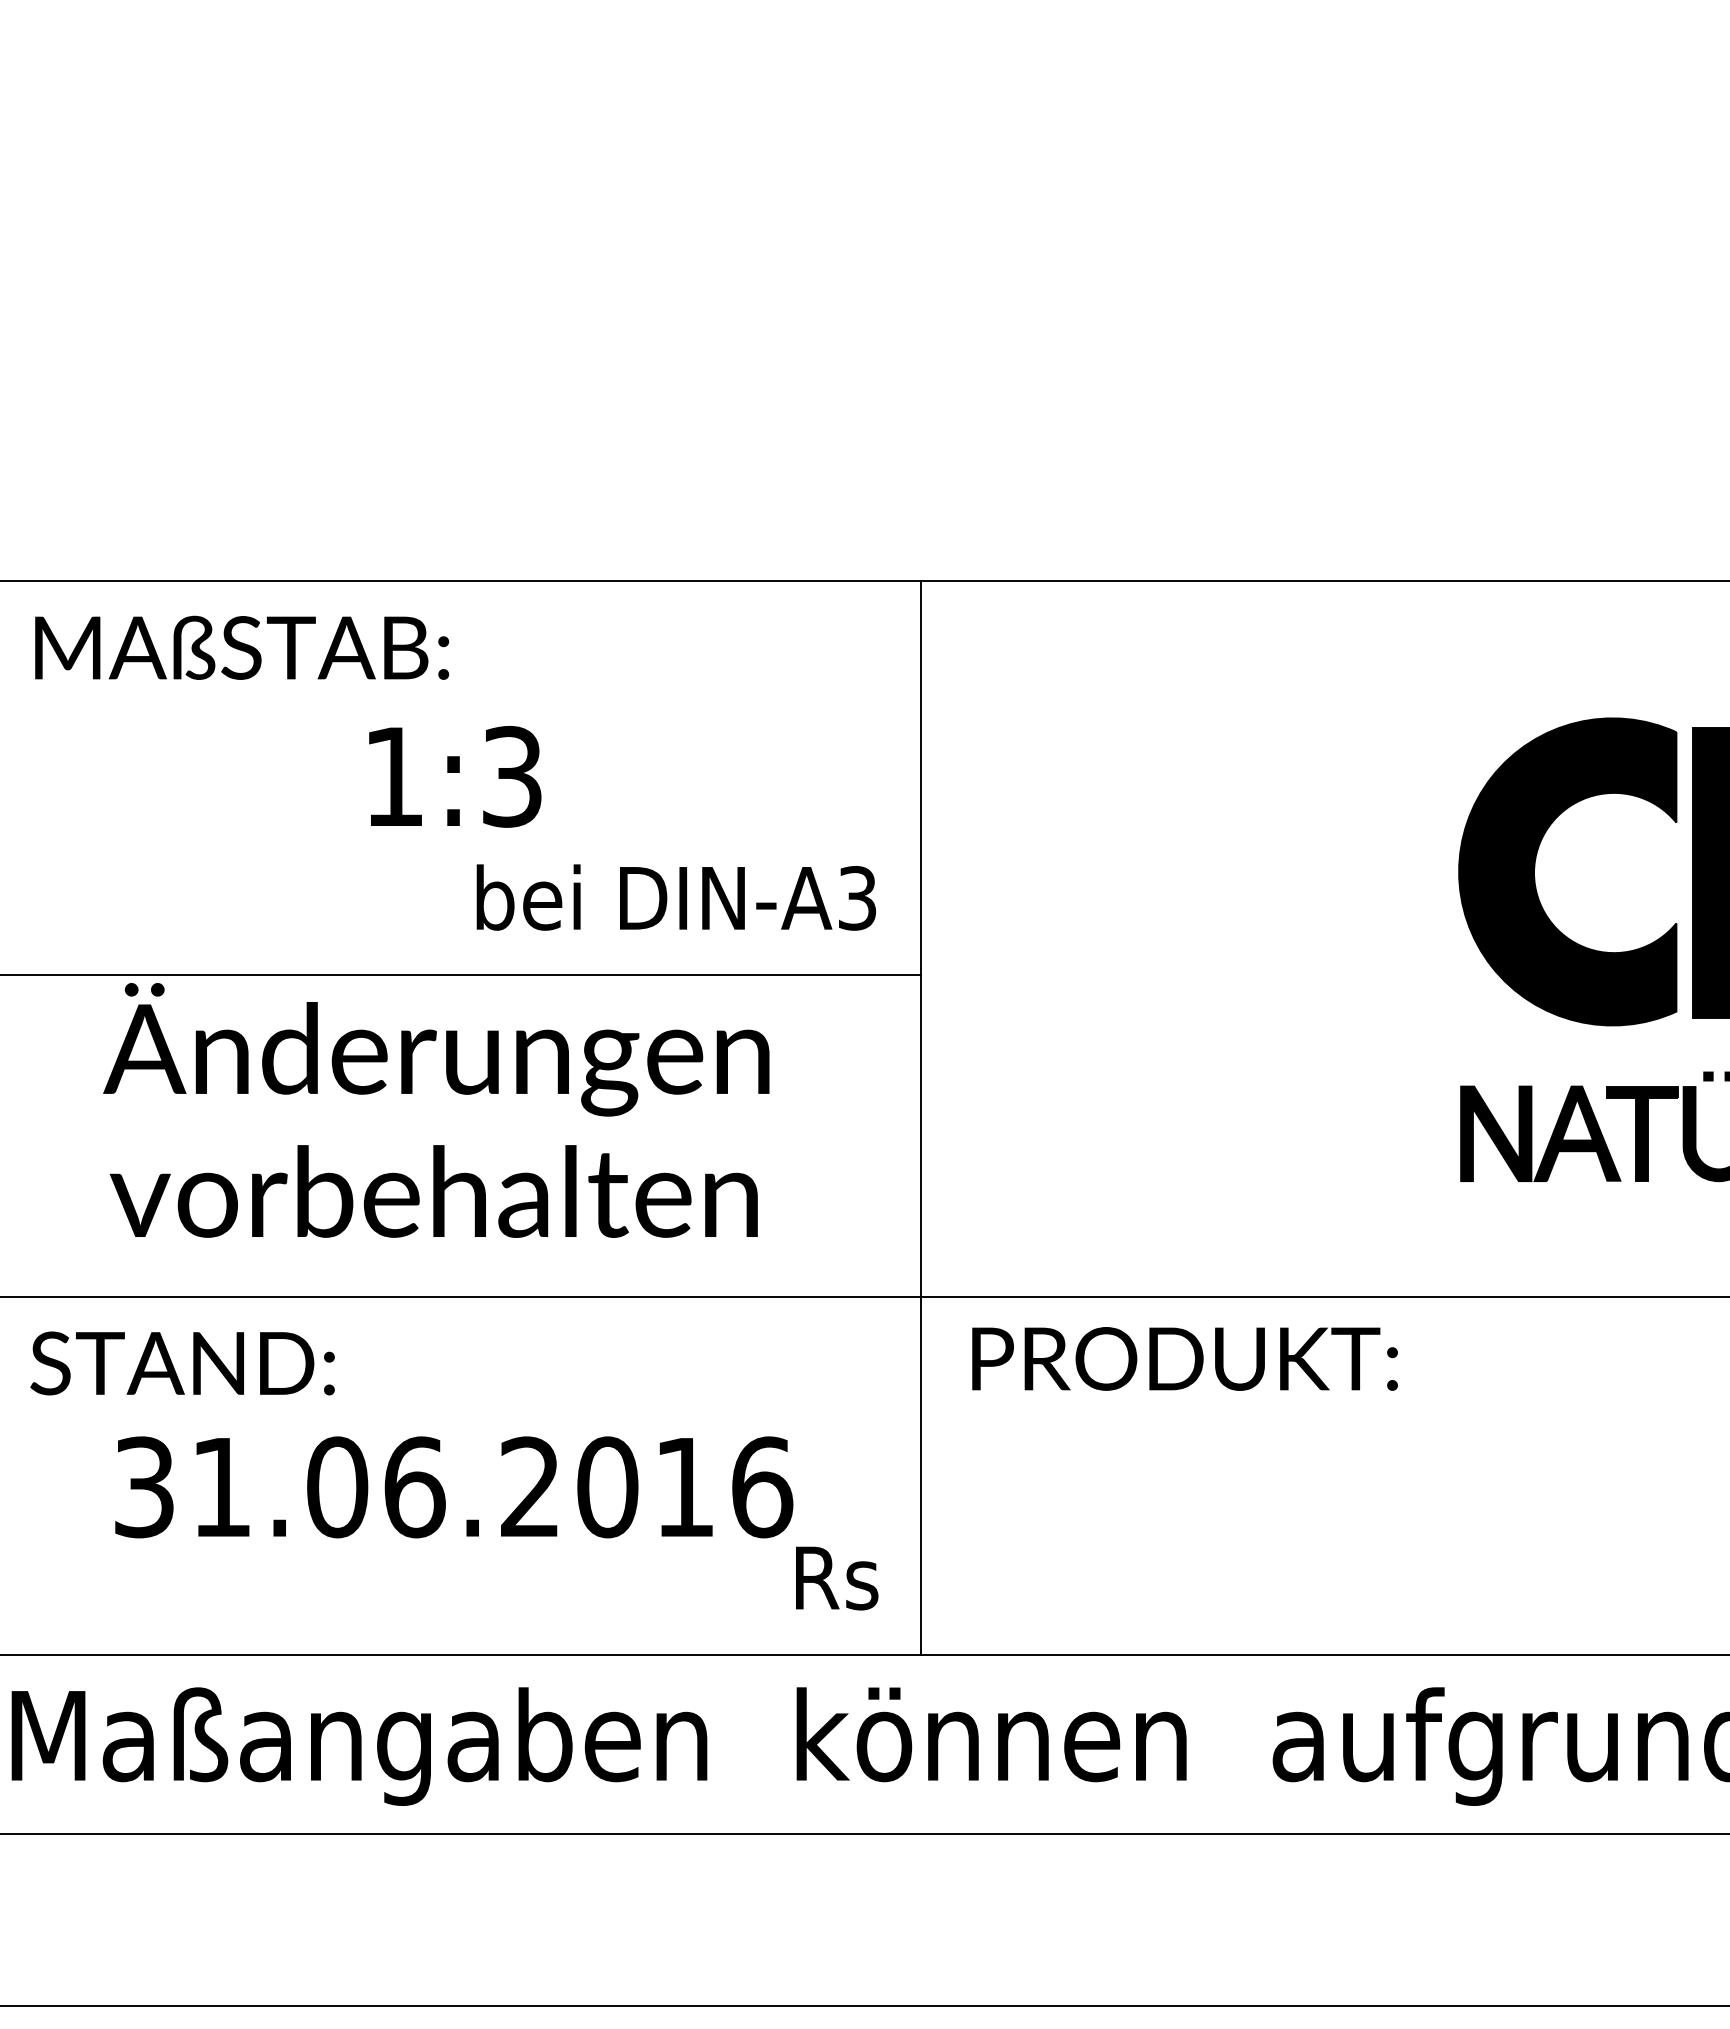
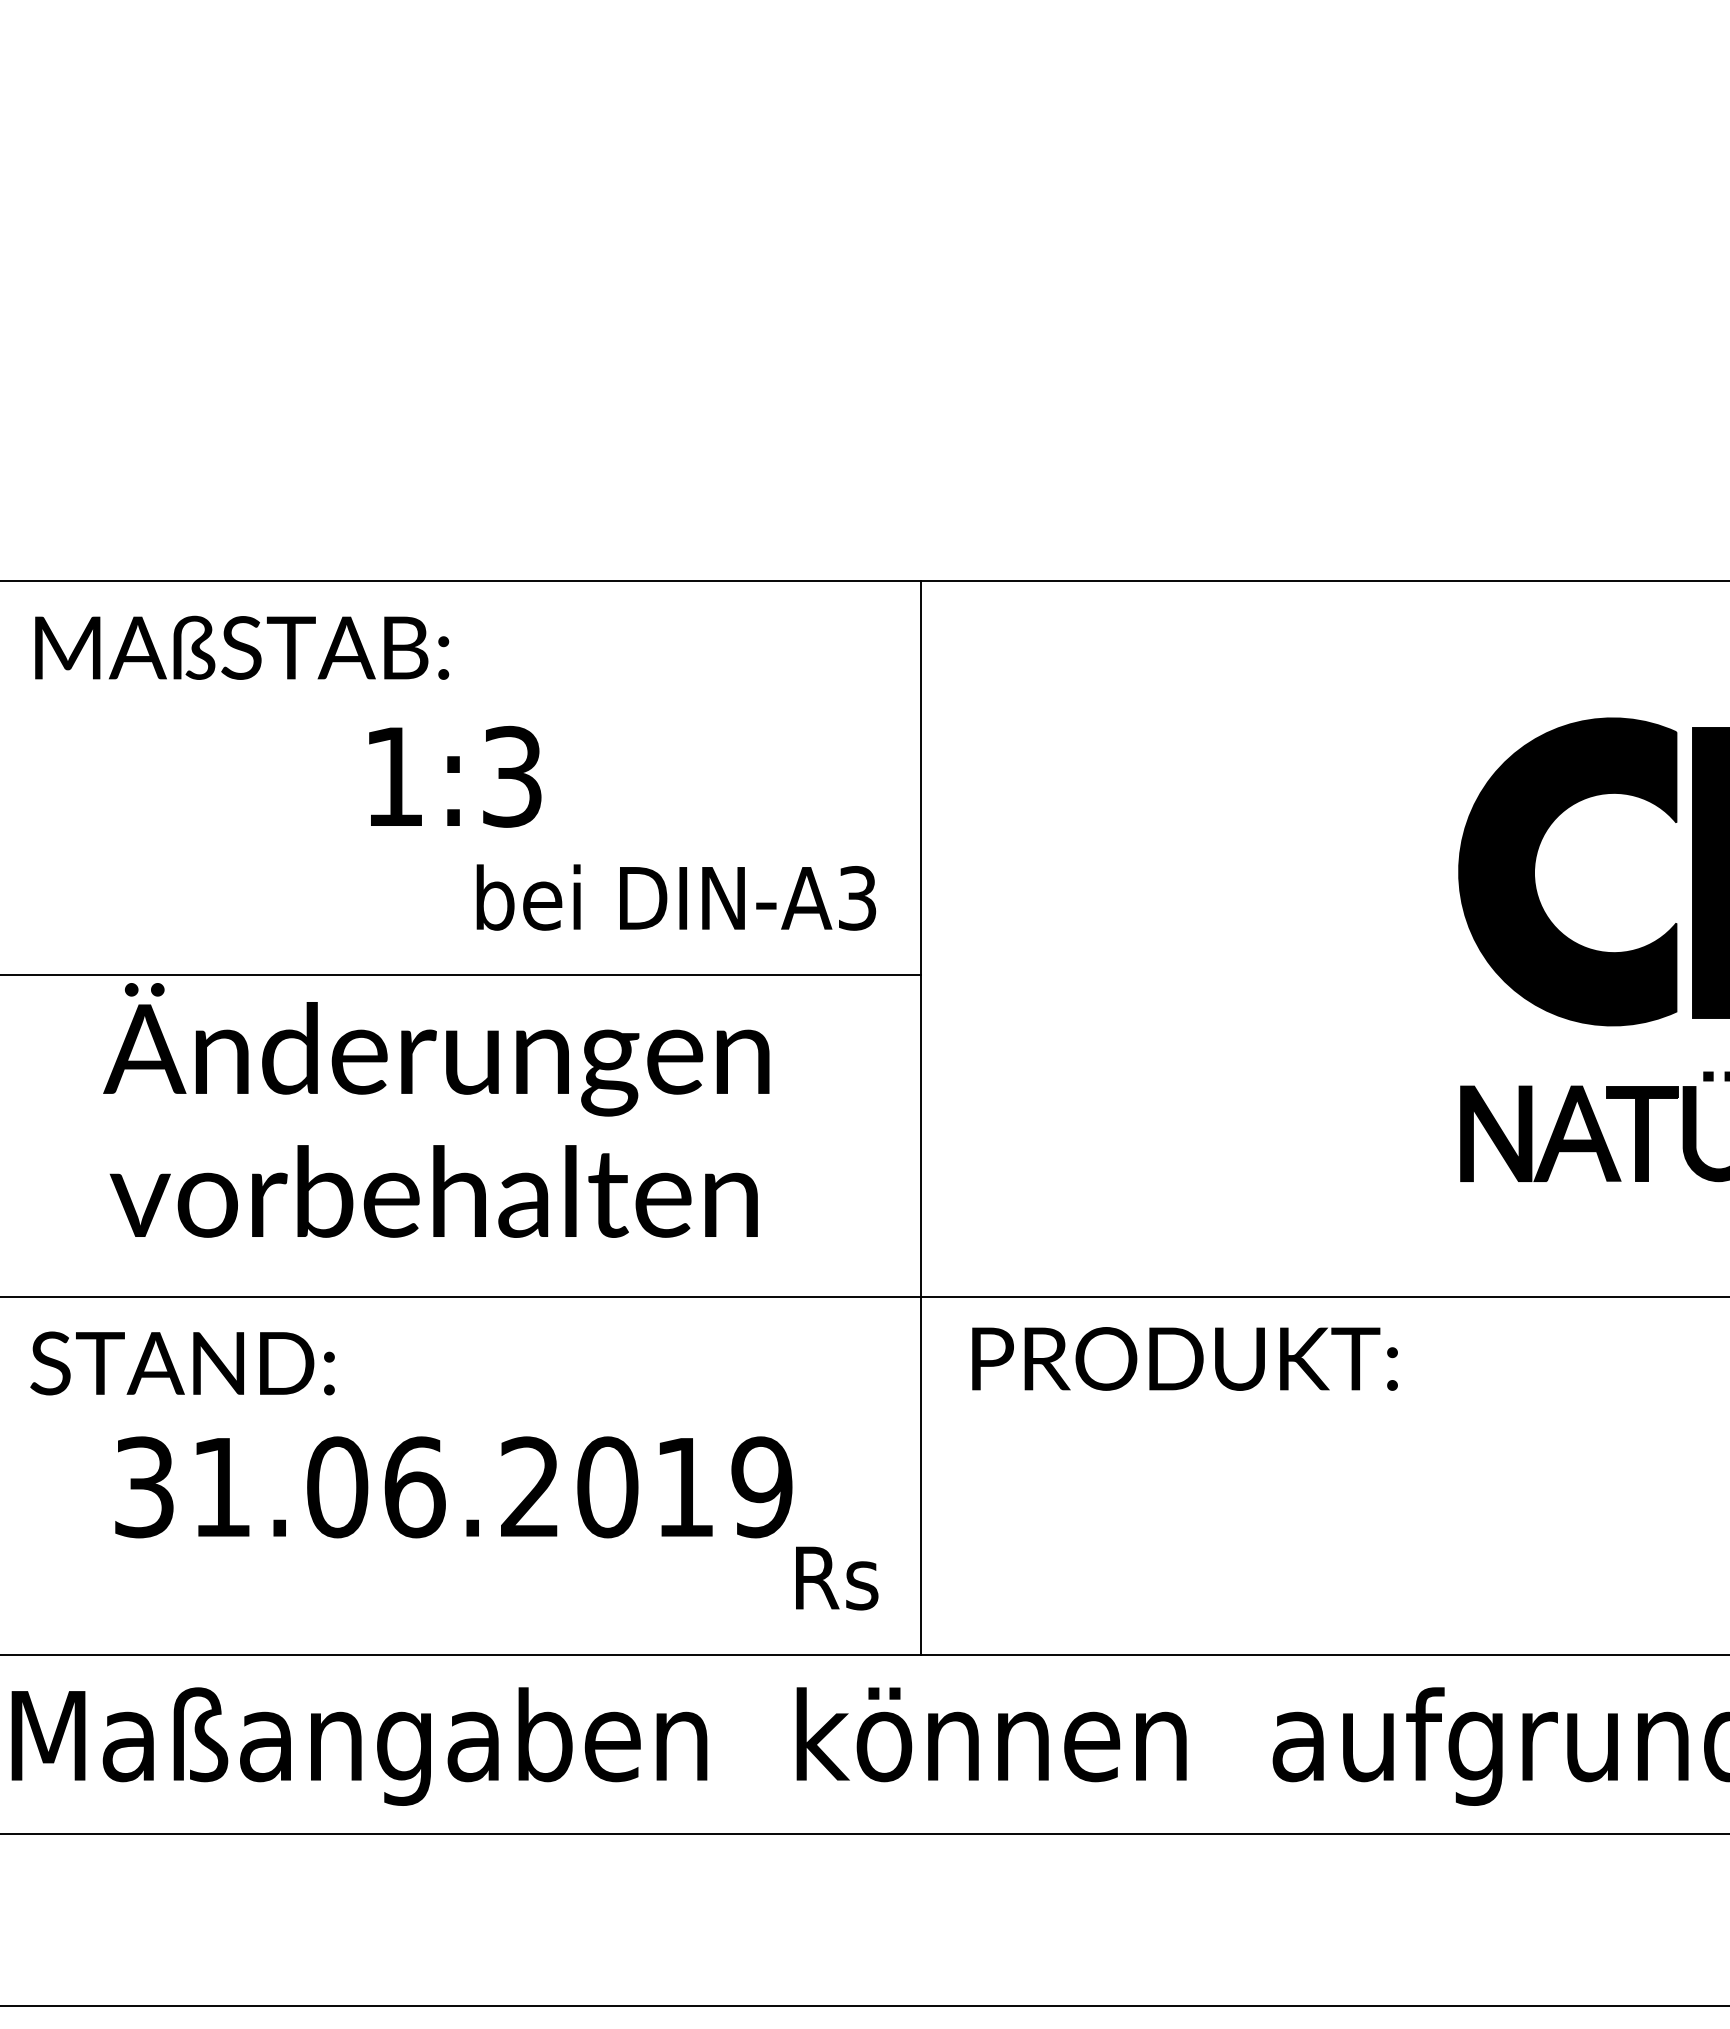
text: 31.06.2016 -> 31.06.2019 (762, 1487)
